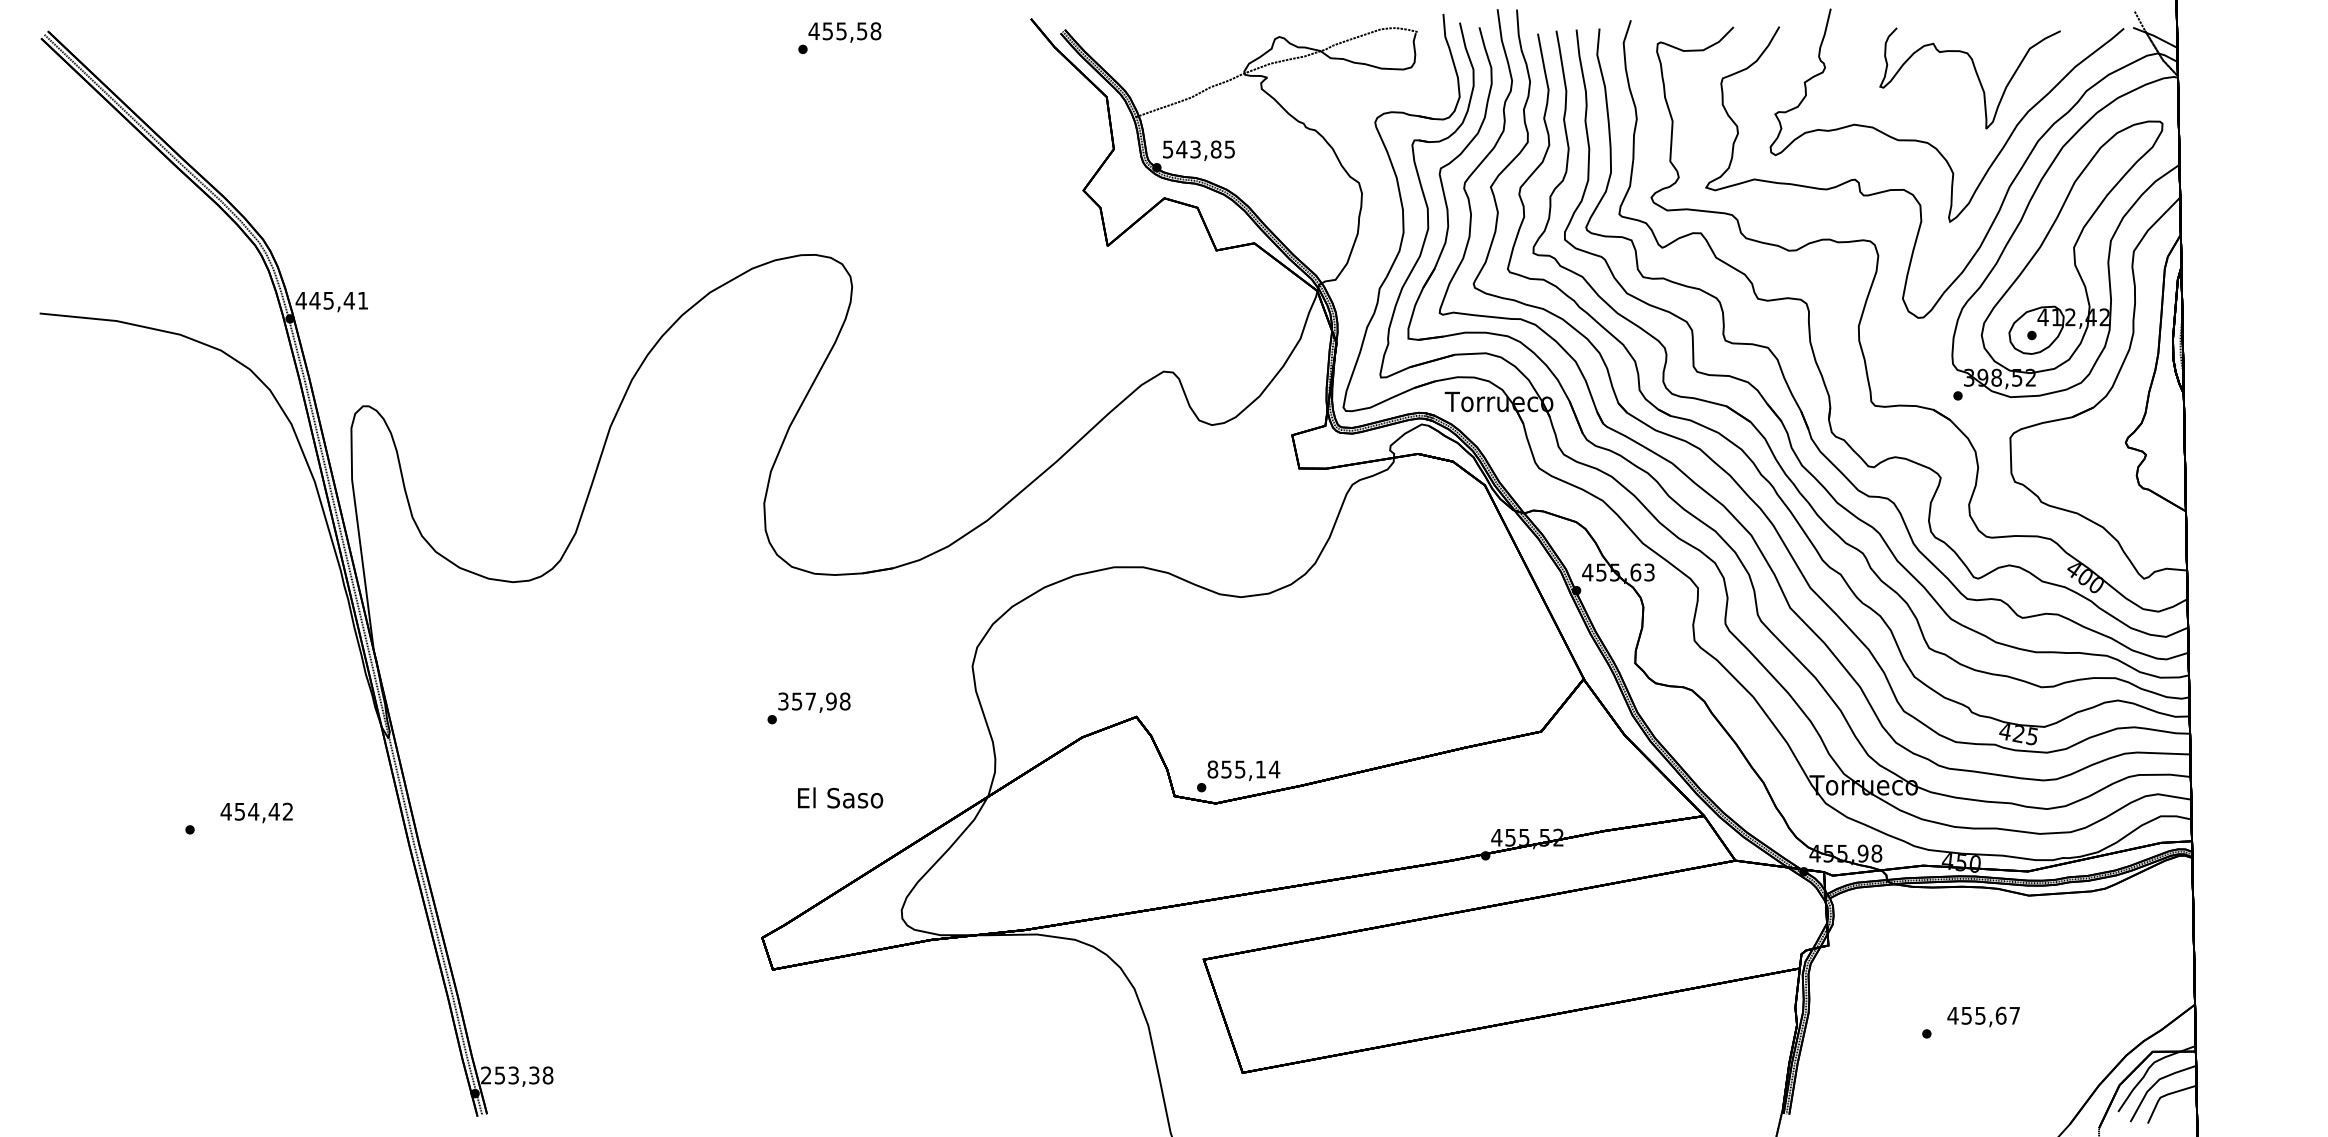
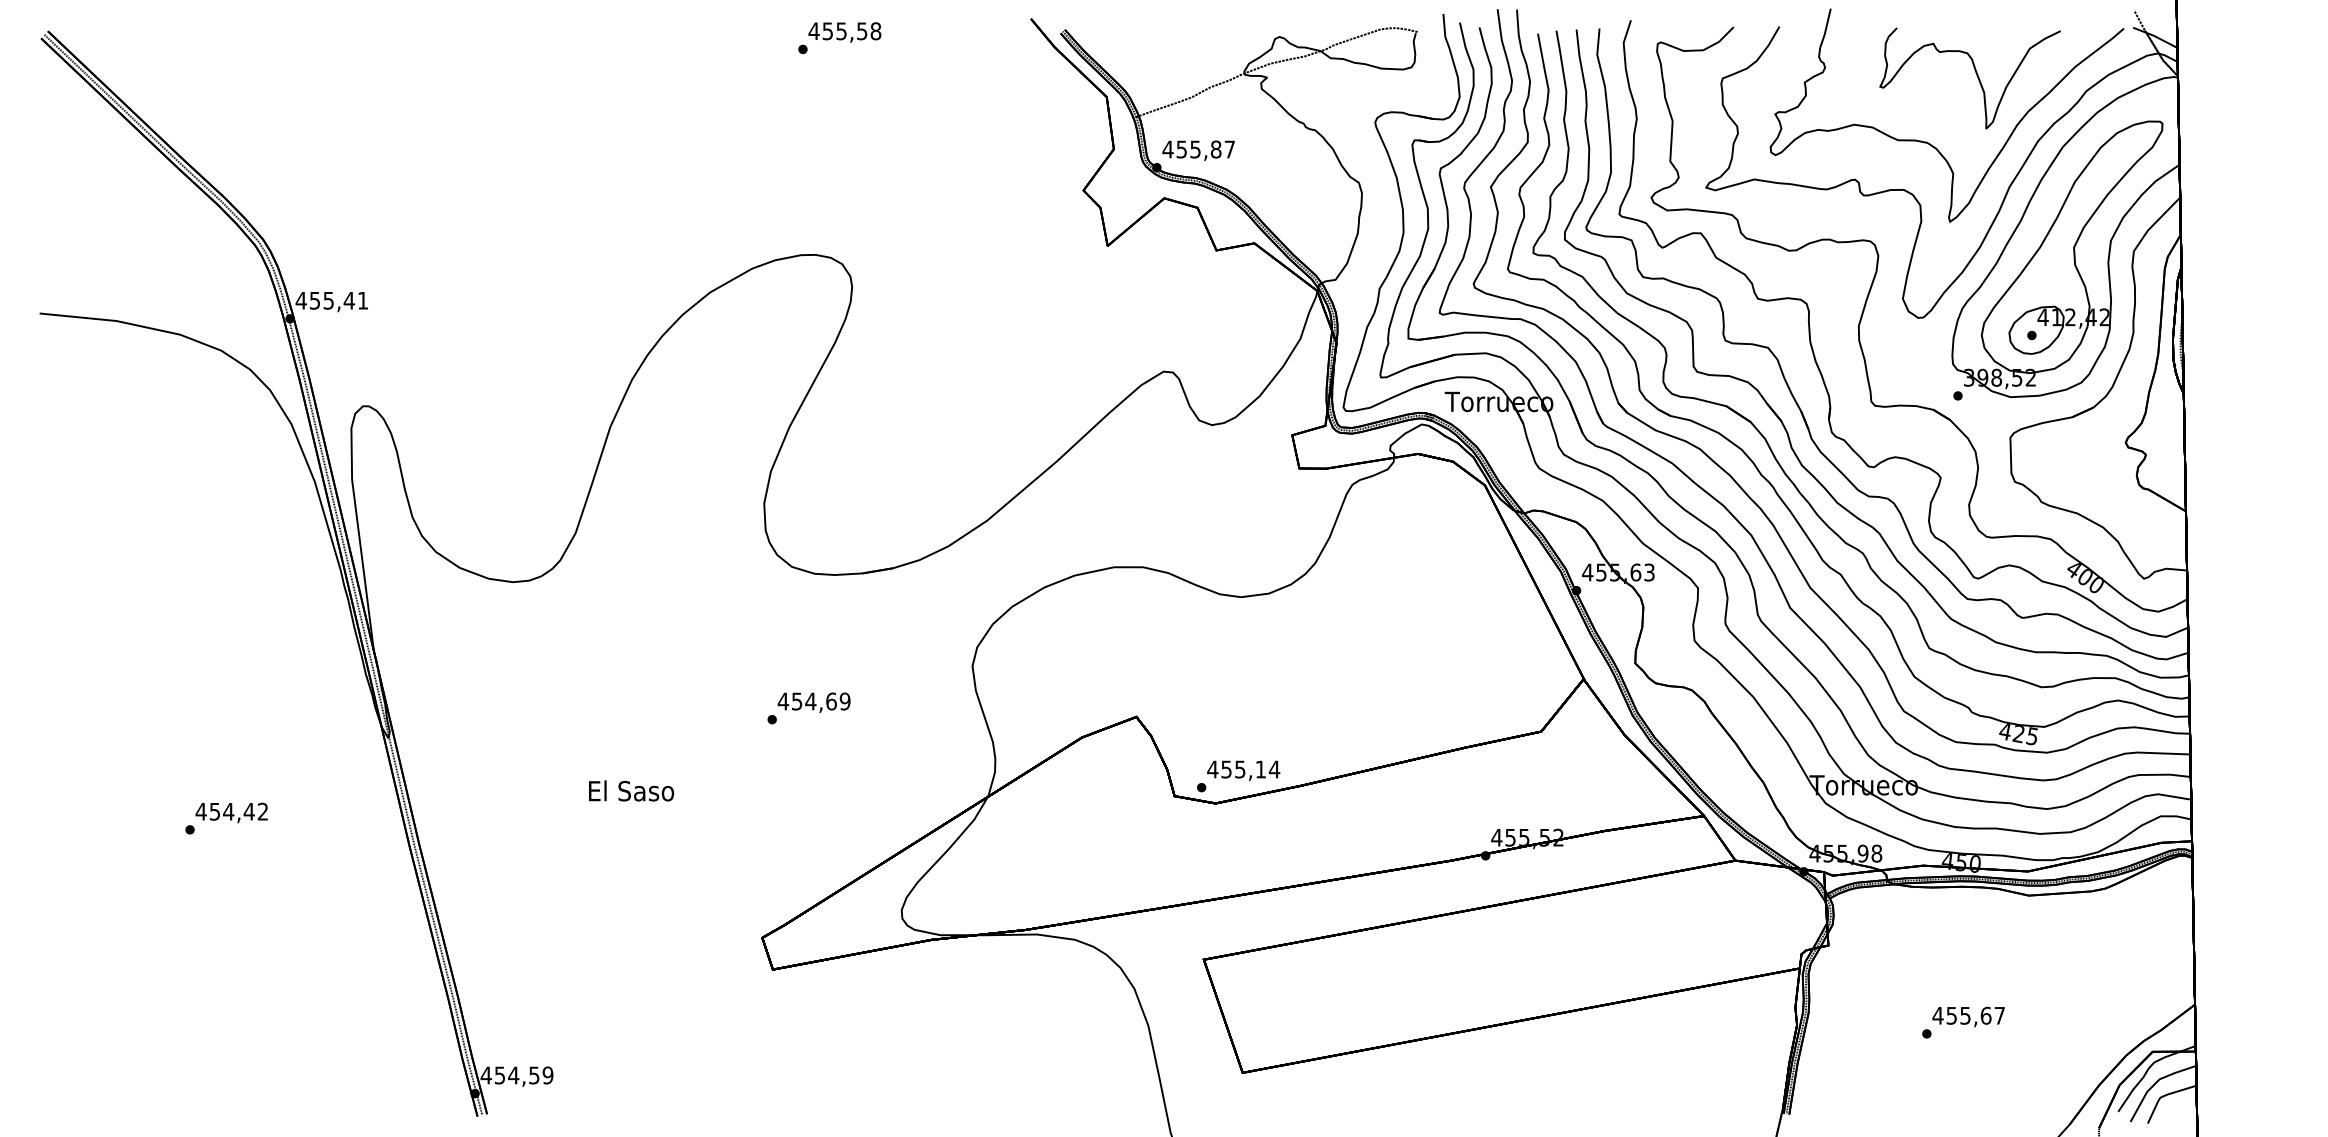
text: 543,85 -> 455,87 (1198, 149)
text: 445,41 -> 455,41 (314, 300)
text: 357,98 -> 454,69 (813, 701)
text: 855,14 -> 455,14 (1212, 769)
text position: (840, 797) -> (631, 790) (631, 790)
text position: (256, 812) -> (231, 812) (231, 812)
text position: (1983, 1016) -> (1968, 1016) (1968, 1016)
text: 253,38 -> 454,59 (516, 1075)
